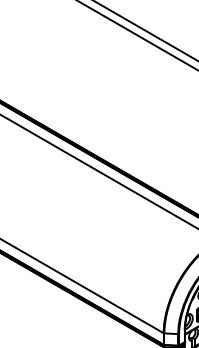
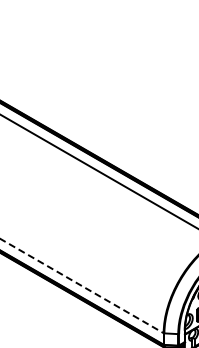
line: present -> none (145, 30)
line: present -> none (137, 35)
line: solid -> dashed (82, 286)
